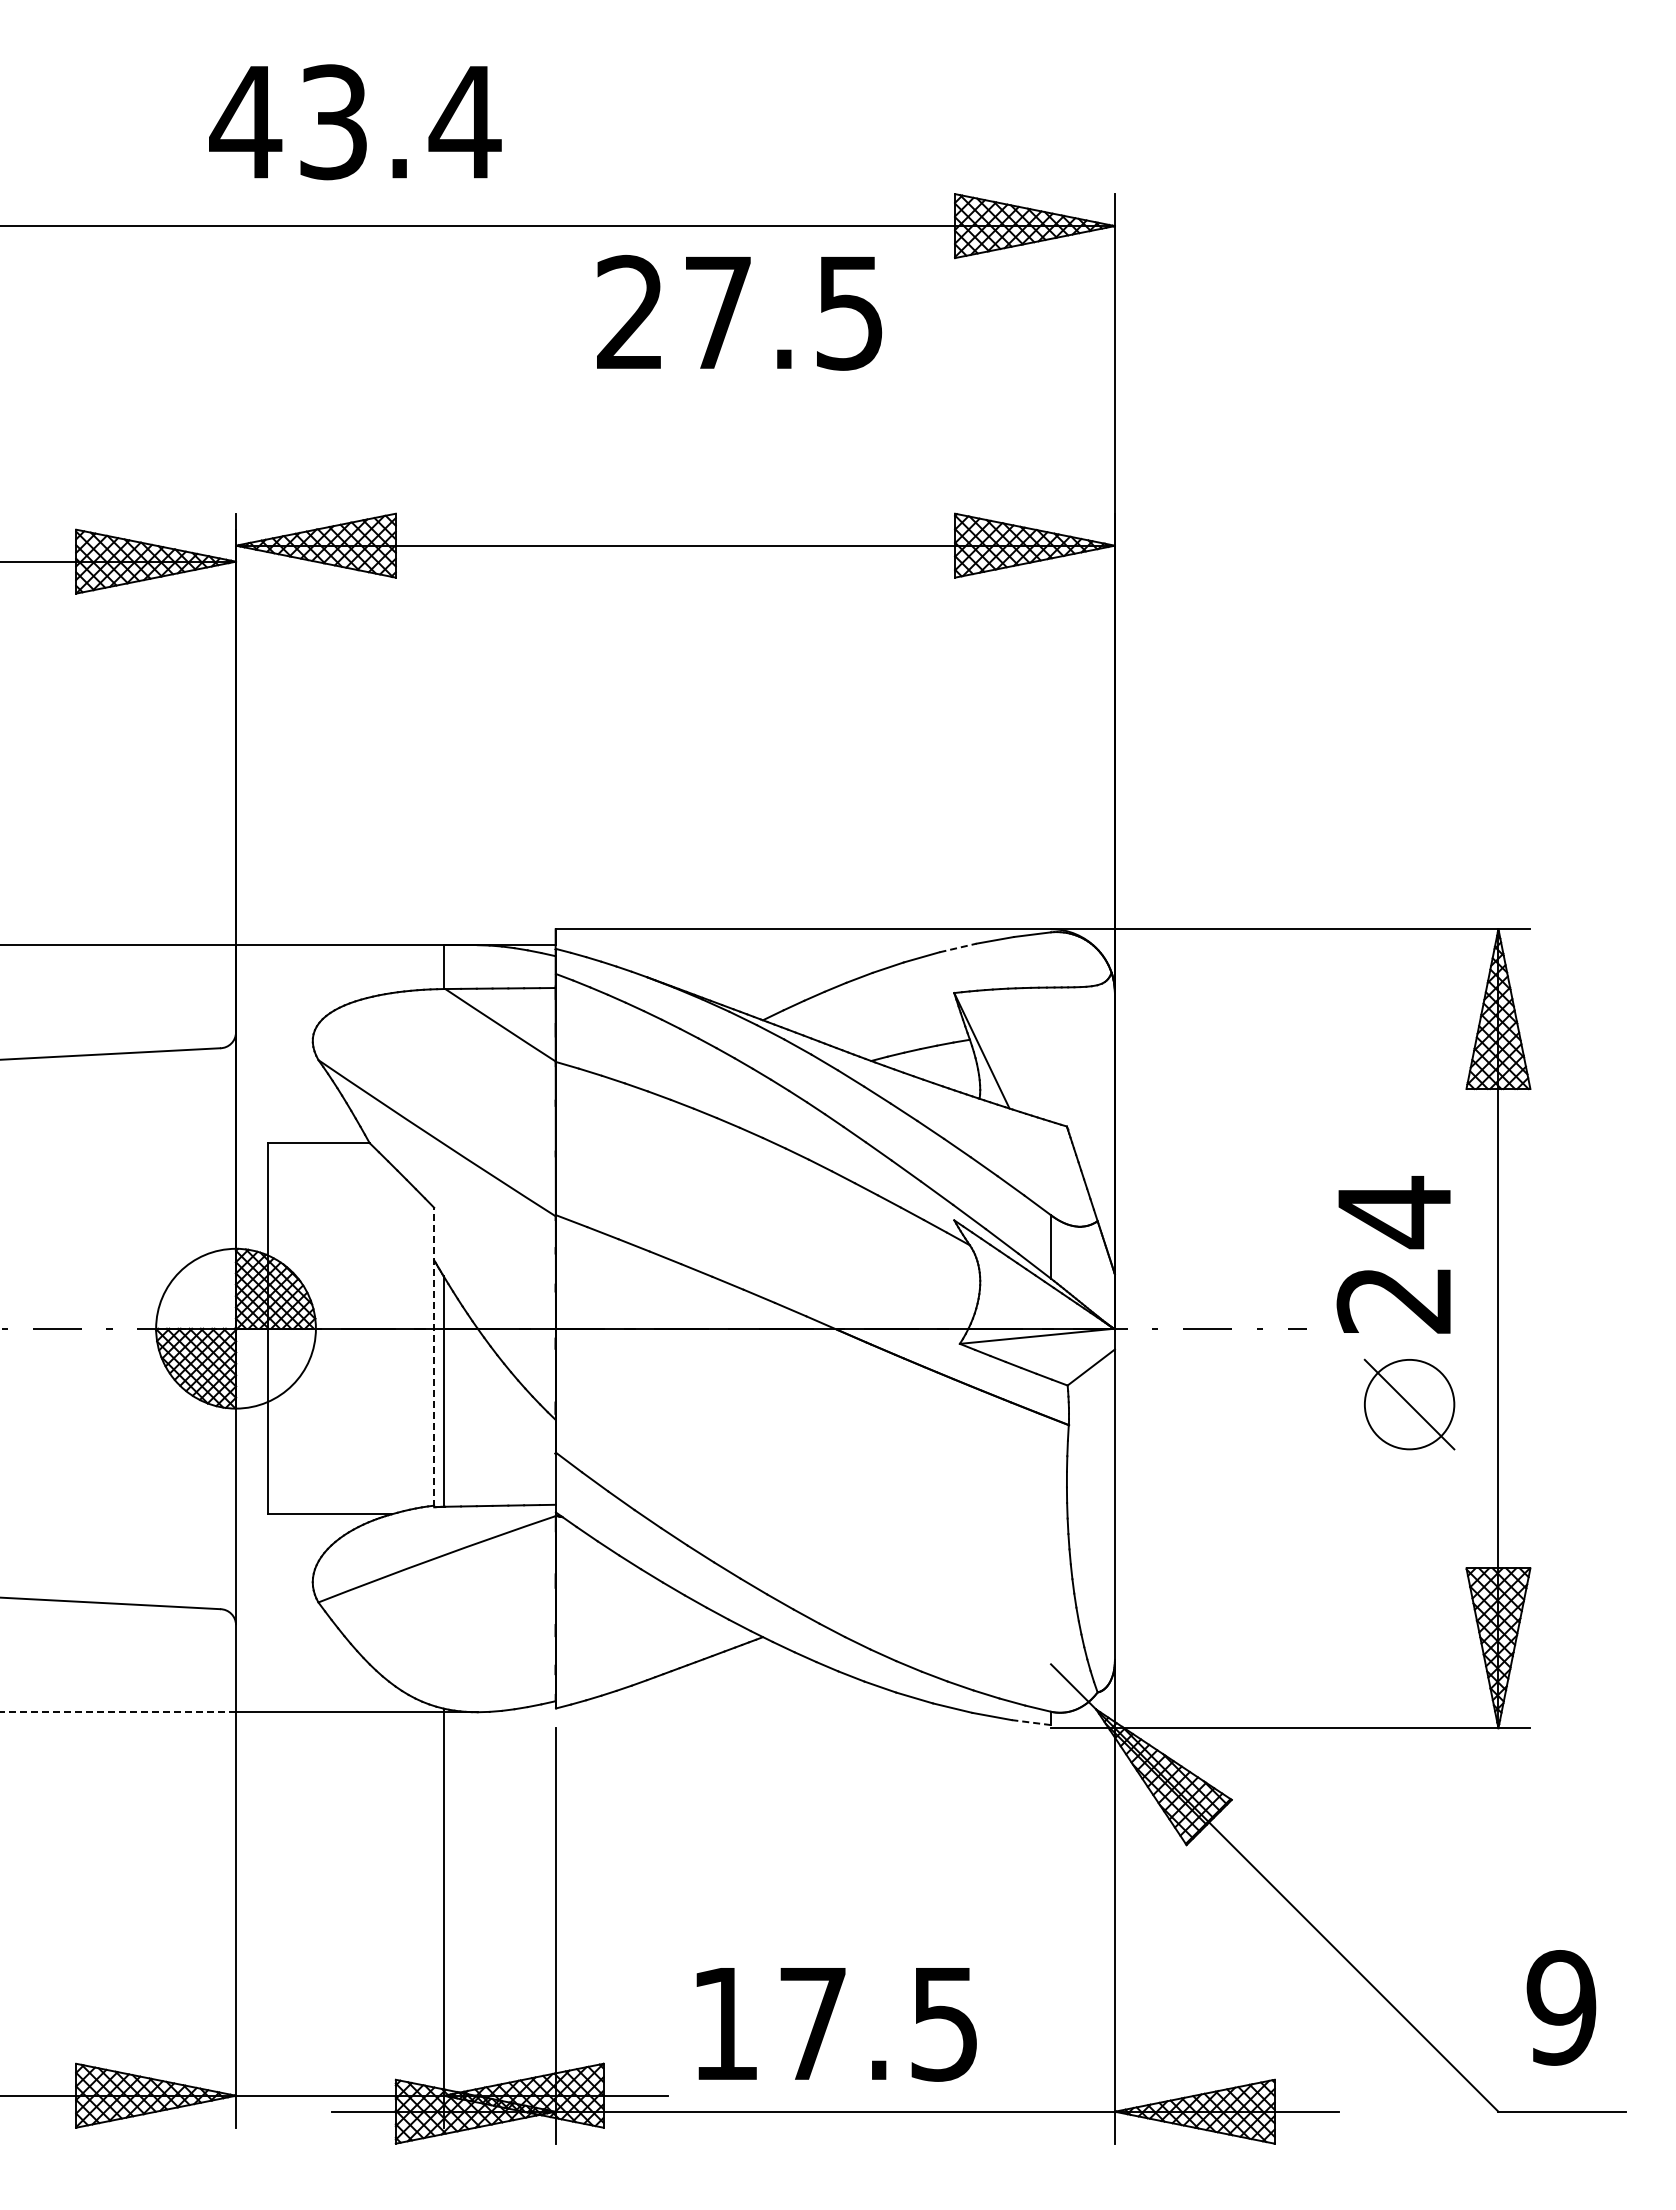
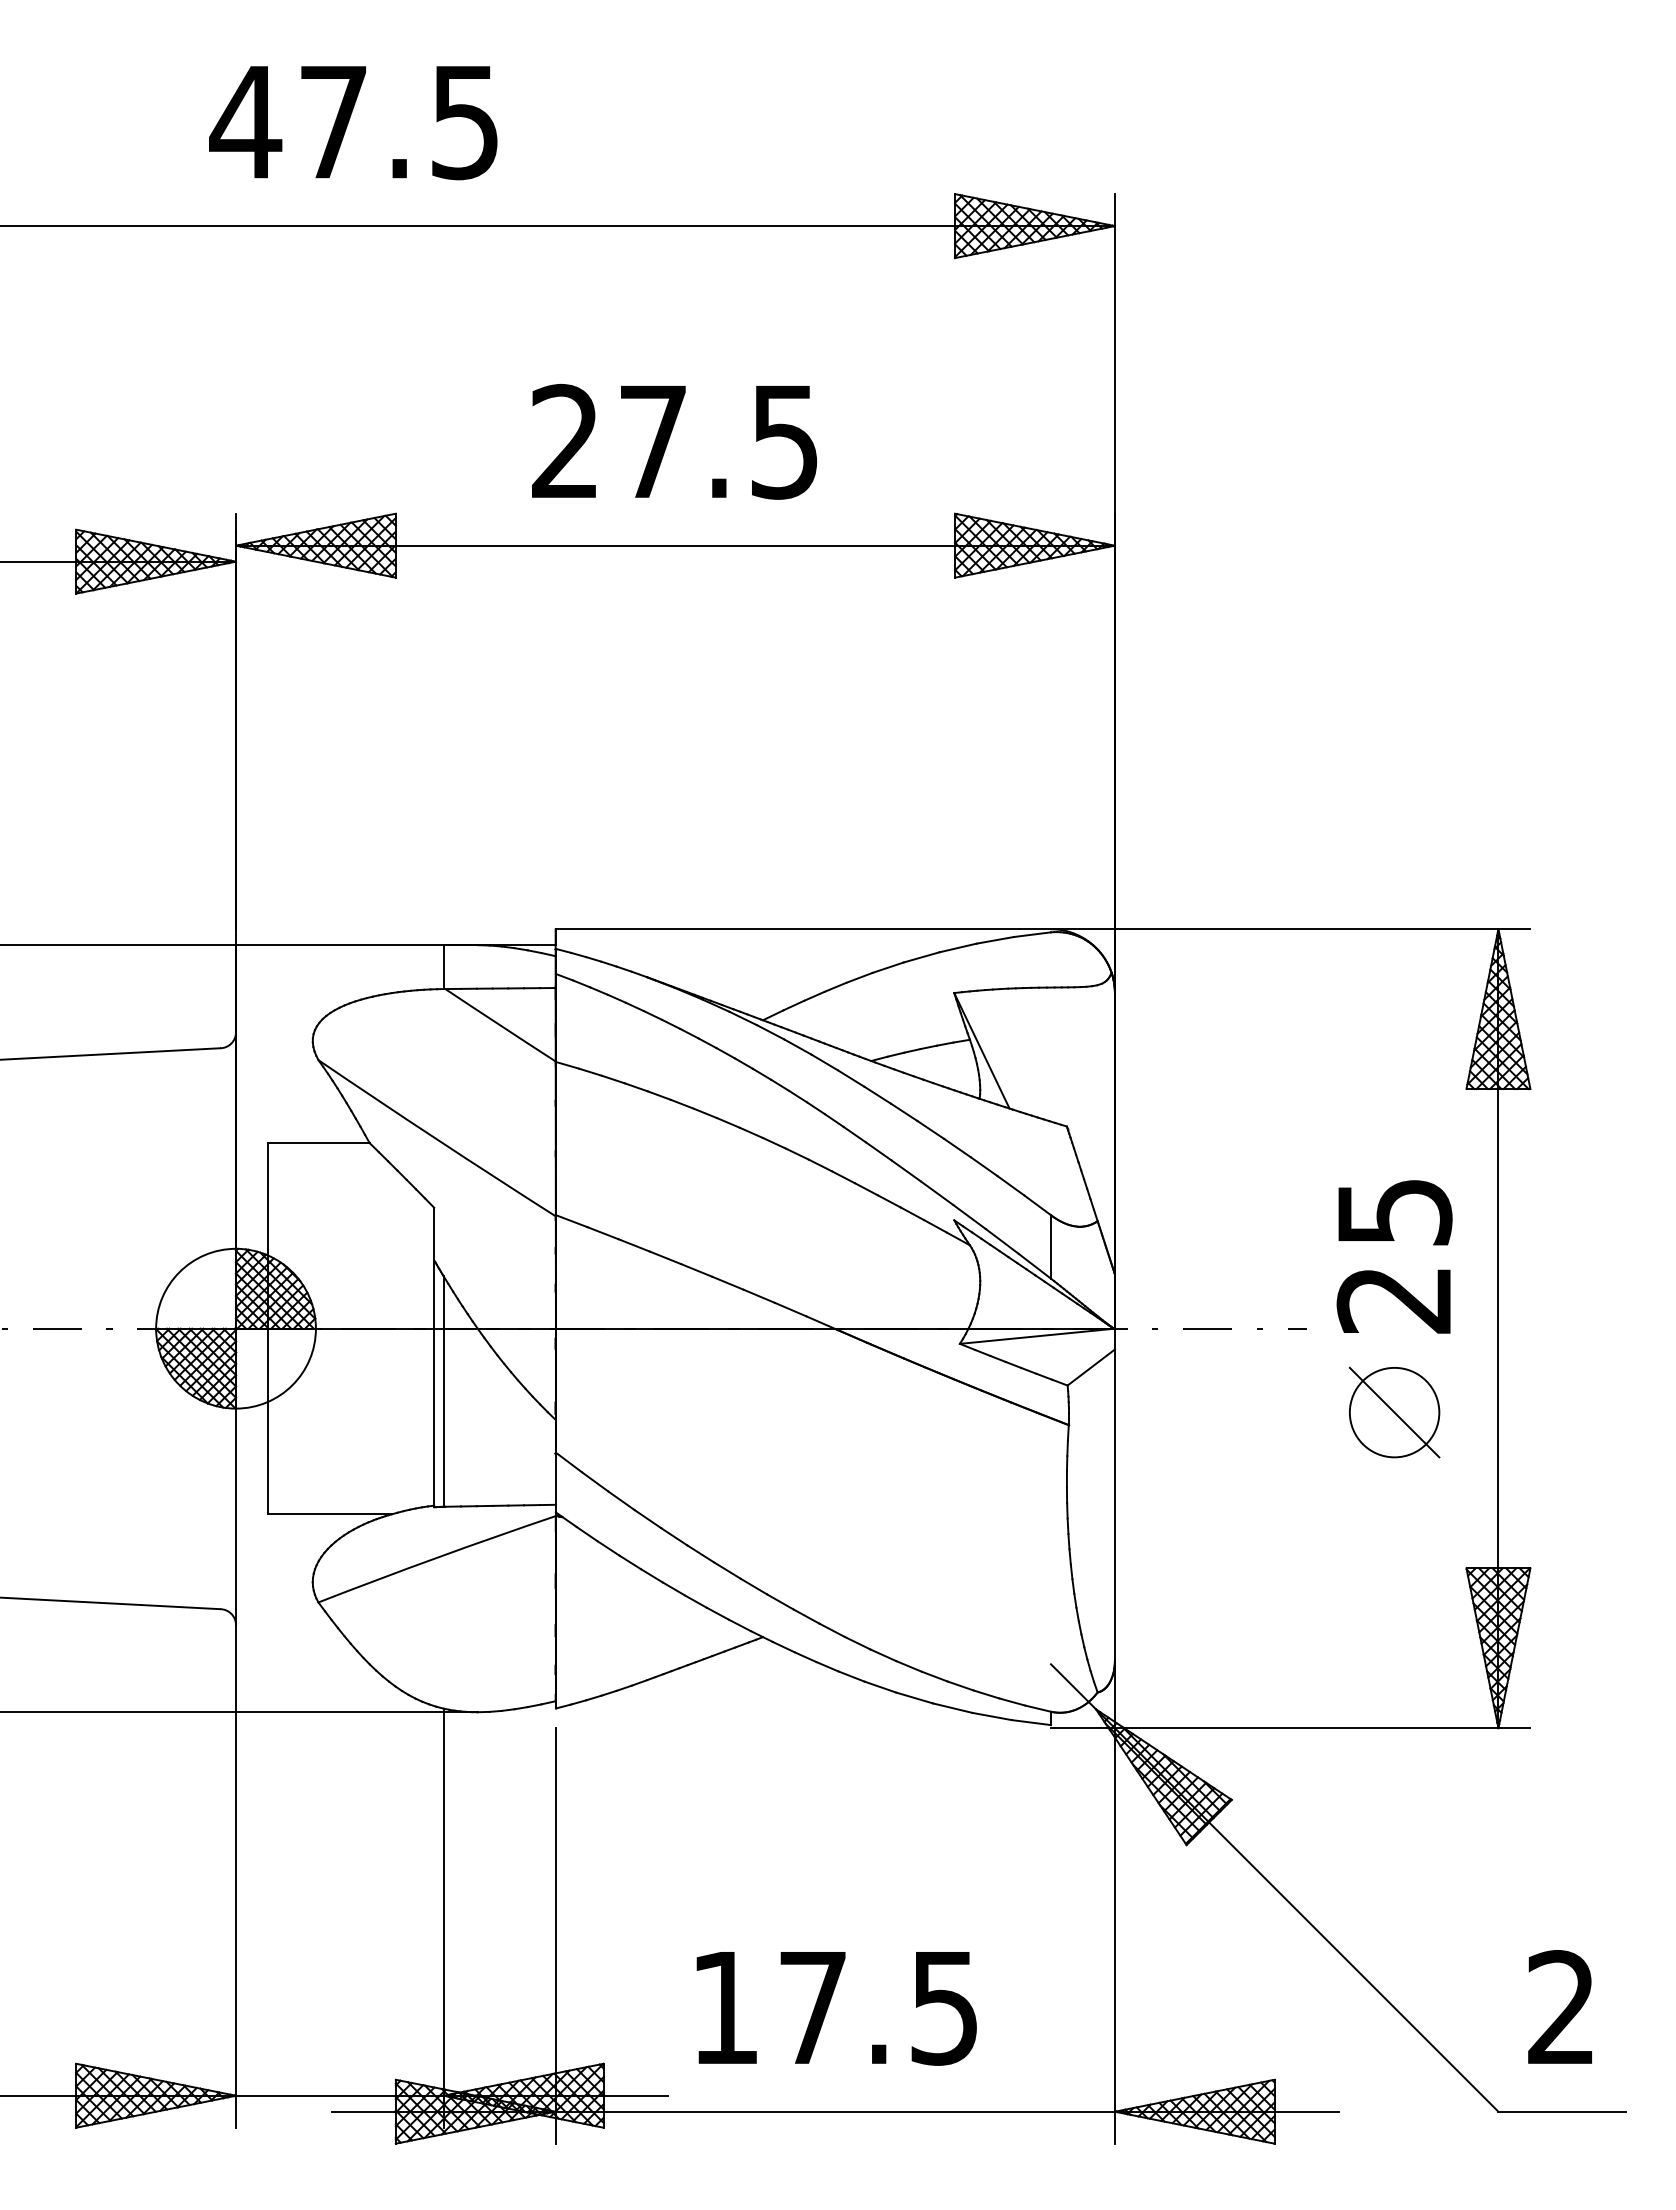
text: 43.4 -> 47.5 (400, 122)
text position: (739, 312) -> (674, 441) (674, 441)
line: dashed -> solid (958, 947)
text: 24 -> 25 (1395, 1212)
line: dashed -> solid (434, 1357)
part position: (1409, 1404) -> (1394, 1412) (1394, 1412)
line: dashed -> solid (118, 1712)
line: dashed -> solid (1031, 1722)
text: 9 -> 2 (1561, 2007)
text position: (836, 2024) -> (836, 2008) (836, 2008)
